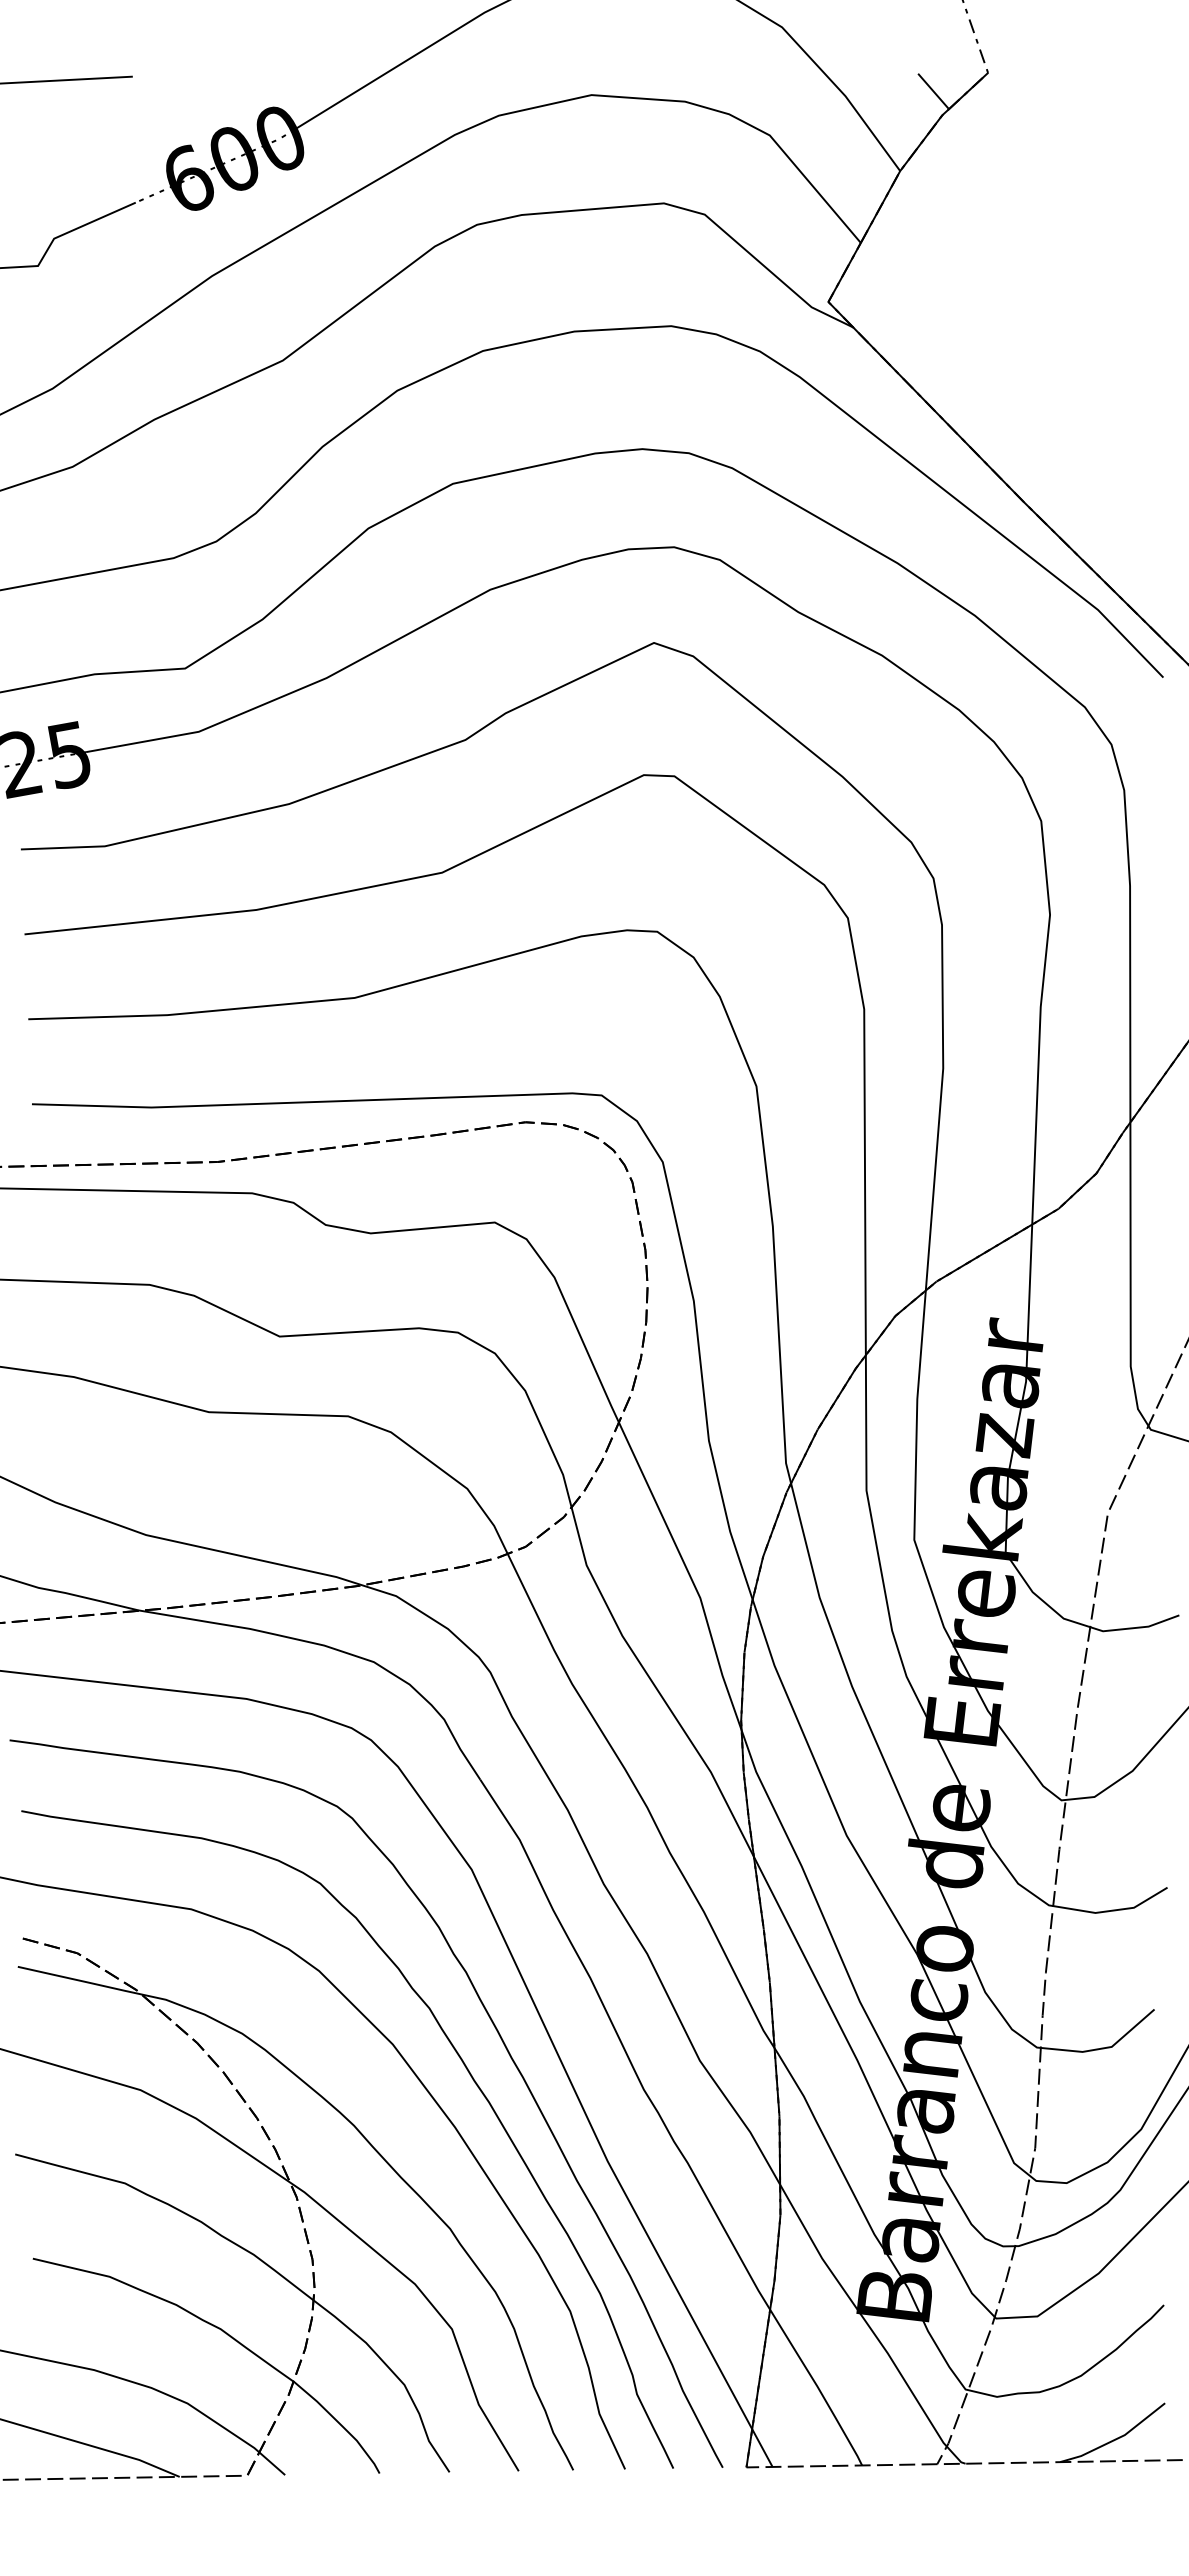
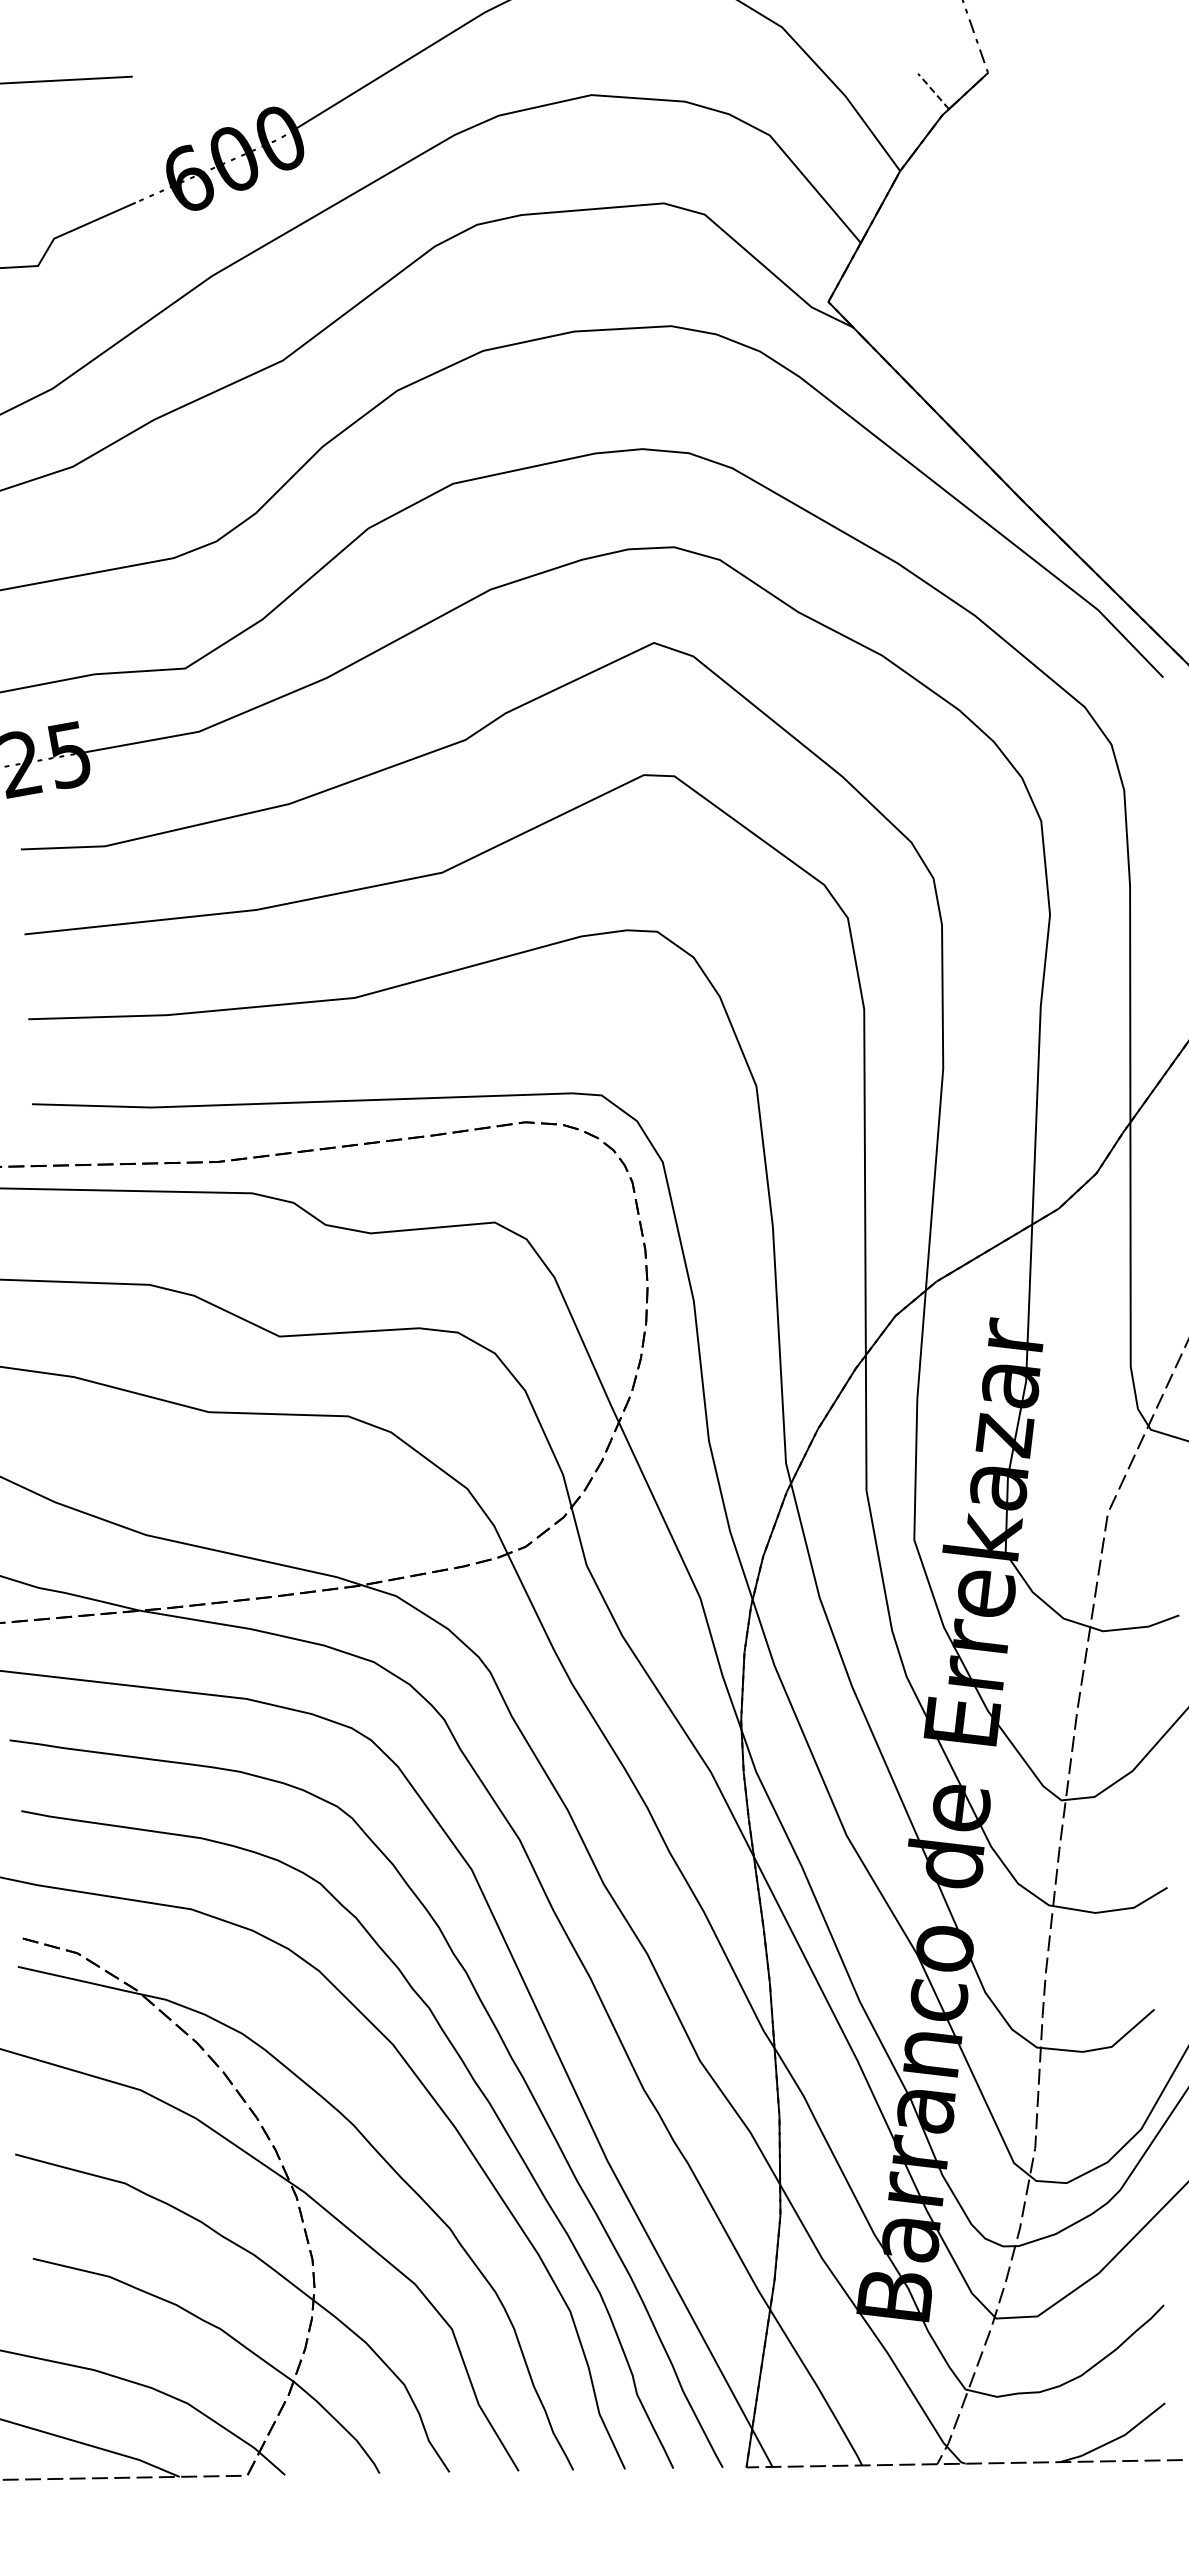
line: solid -> dashed (933, 91)
